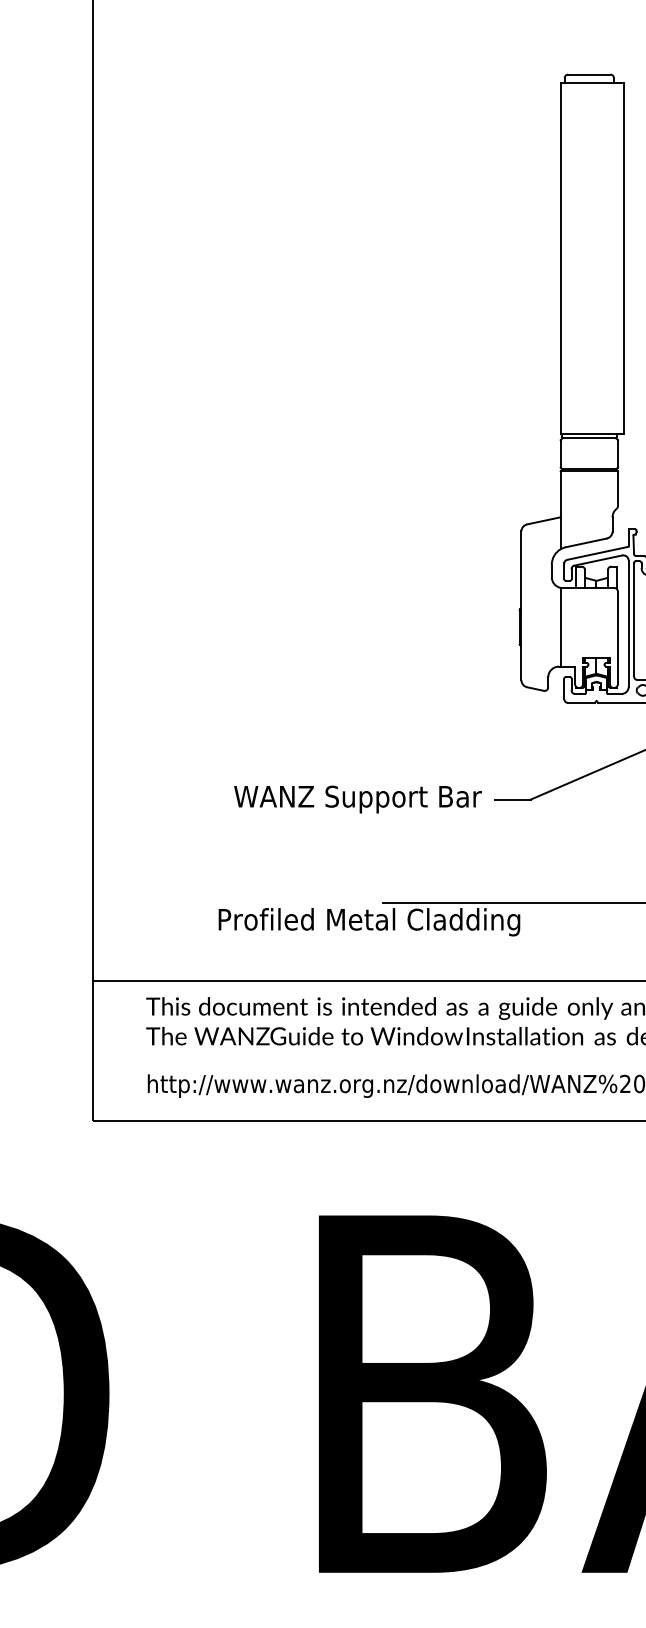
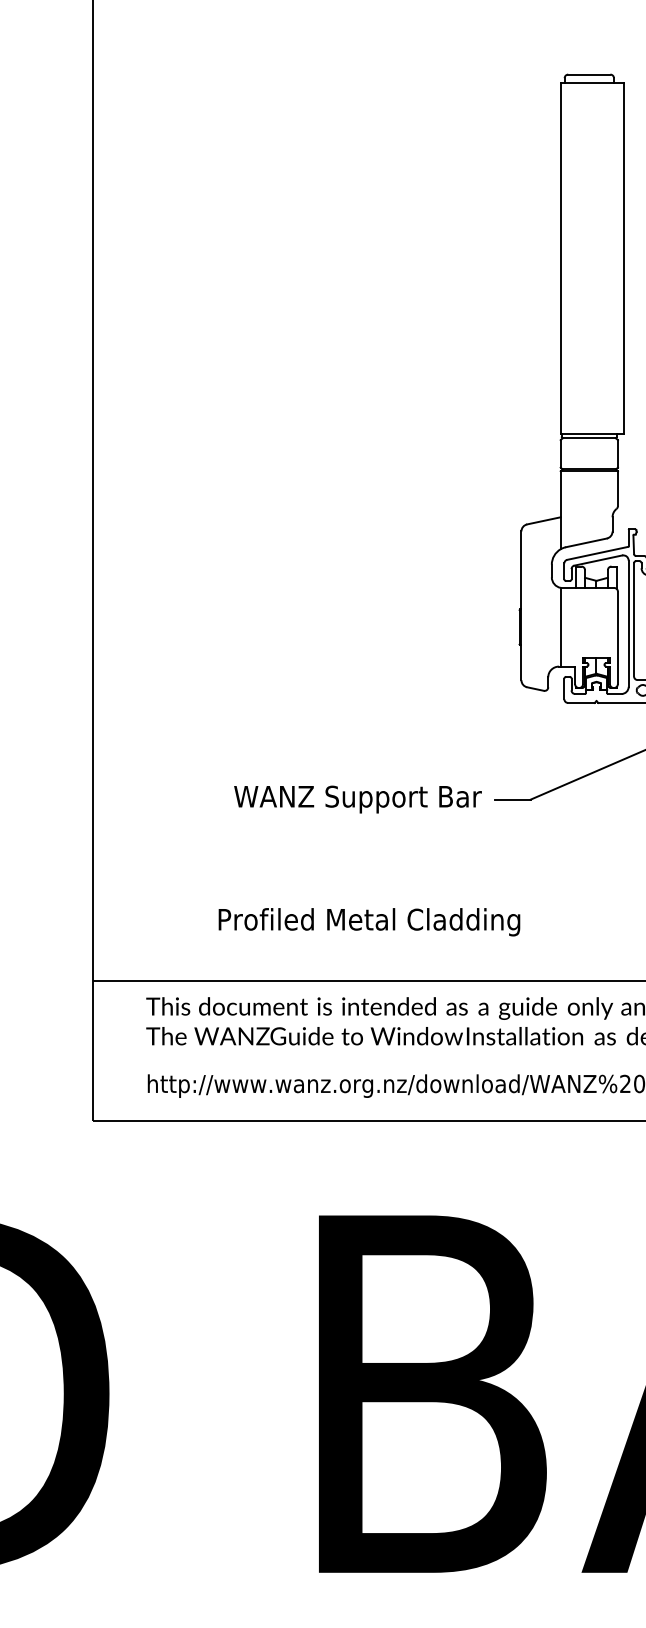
line: present -> none (512, 903)
